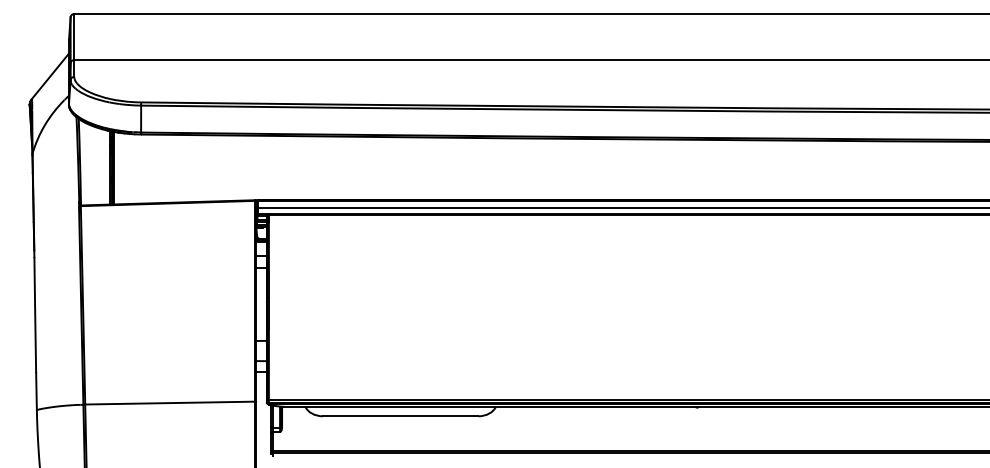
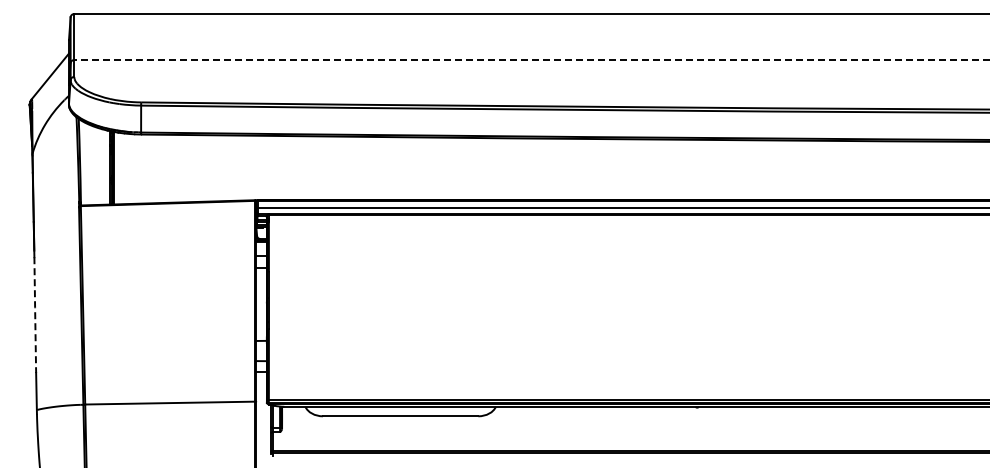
line: solid -> dashed (531, 60)
line: solid -> dashed (35, 314)
